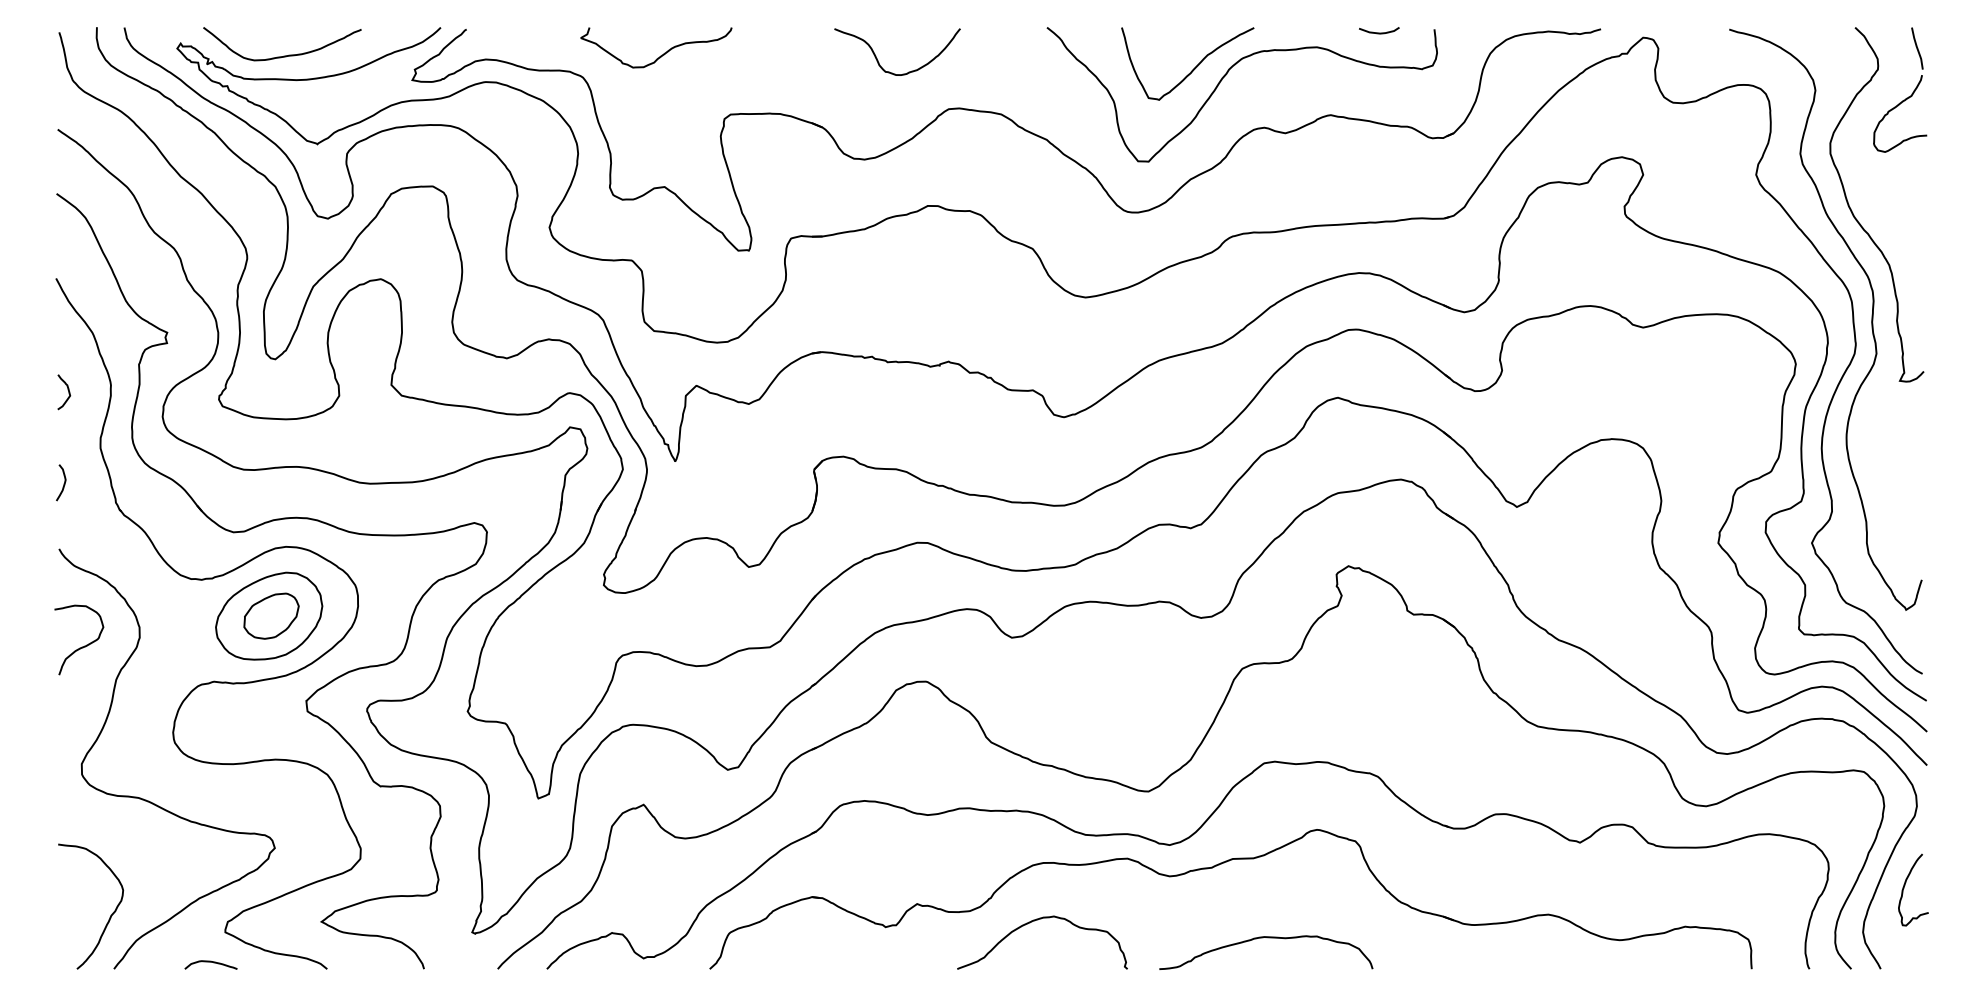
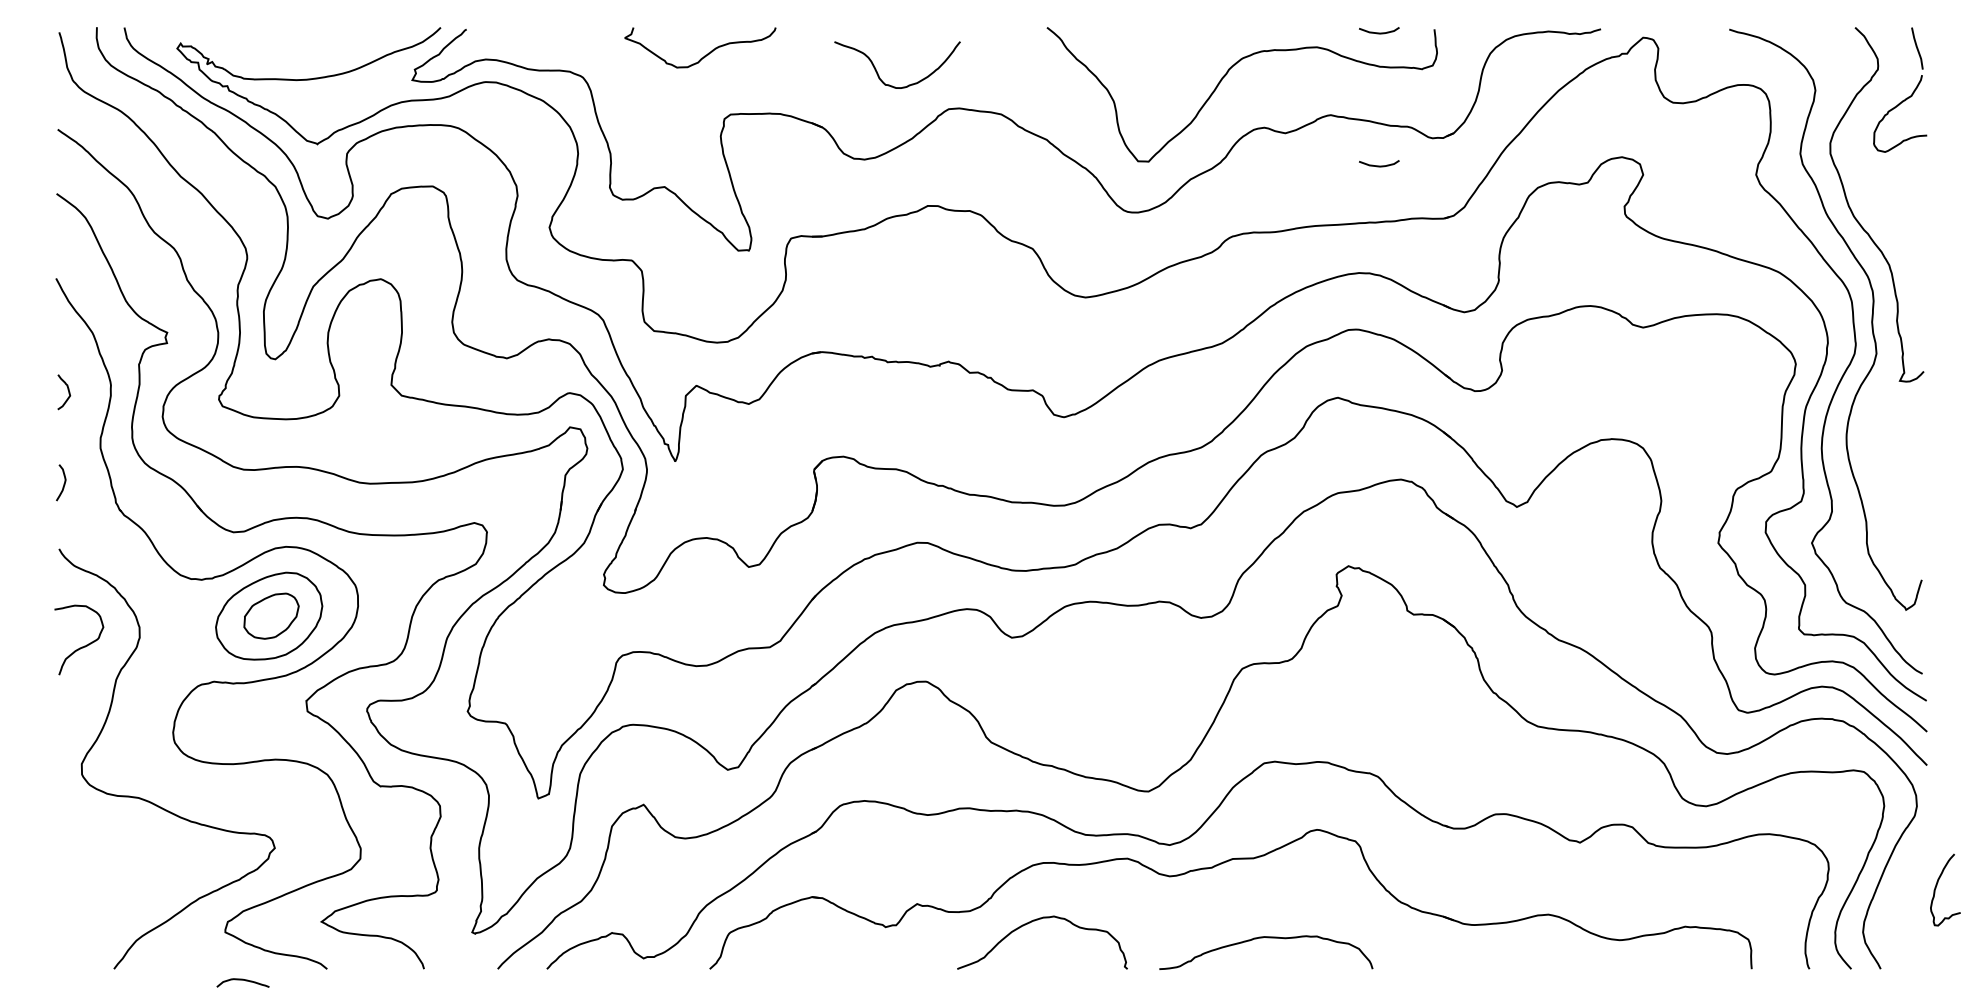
curve: present -> none (283, 55)
curve position: (660, 55) -> (704, 55) (704, 55)
curve position: (878, 60) -> (878, 73) (878, 73)
curve: present -> none (1193, 68)
curve: none -> present (1379, 165)
curve position: (1905, 885) -> (1937, 885) (1937, 885)
curve: present -> none (110, 915)
curve position: (210, 962) -> (242, 980) (242, 980)
